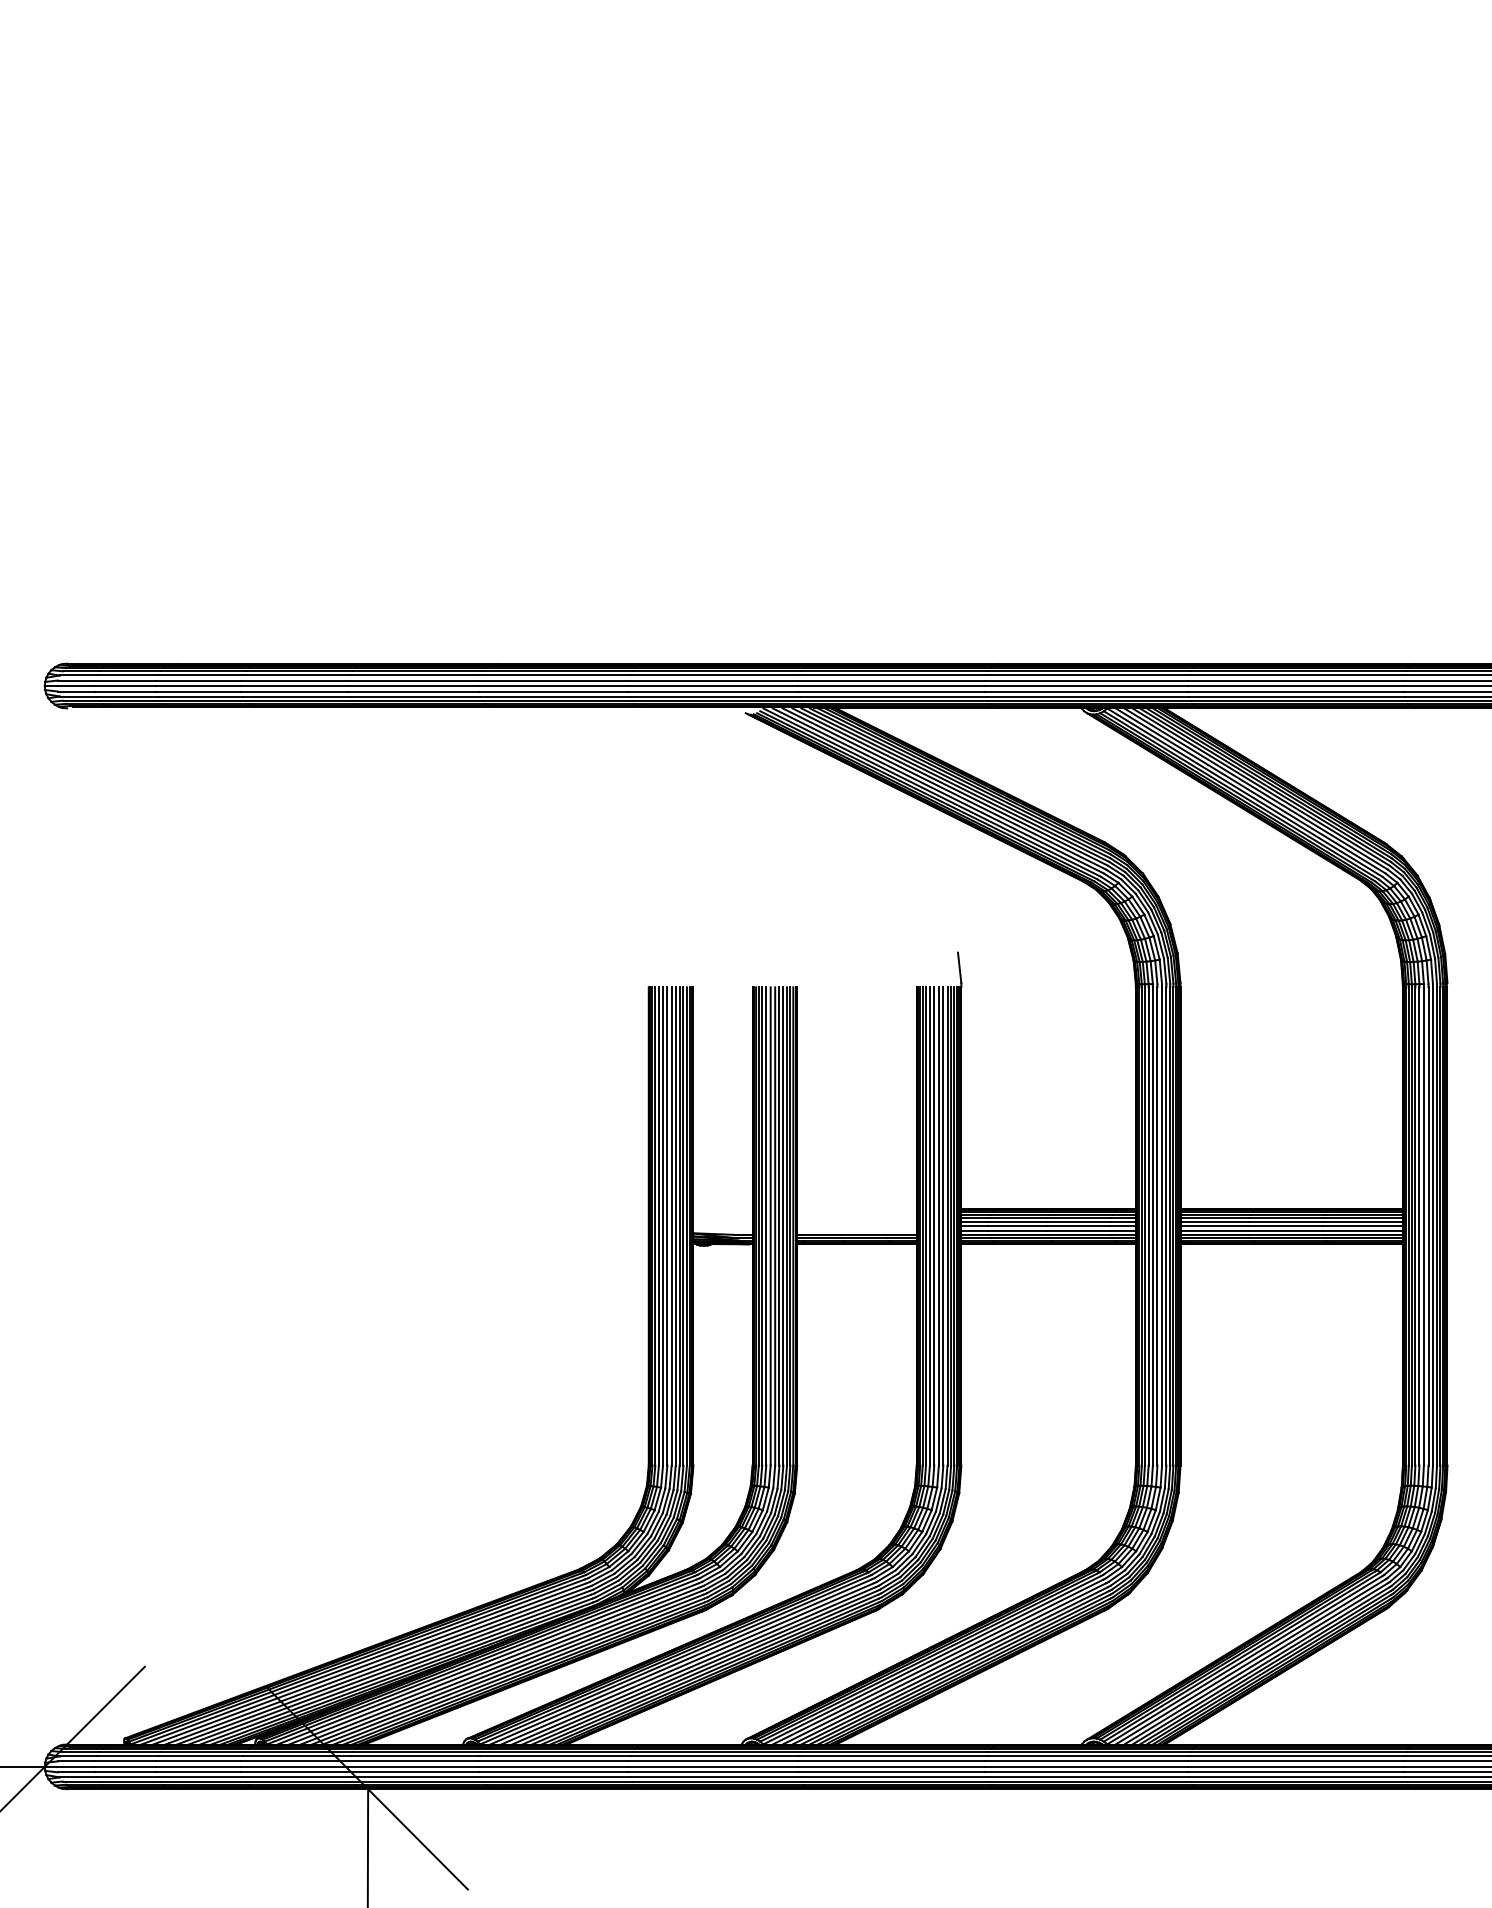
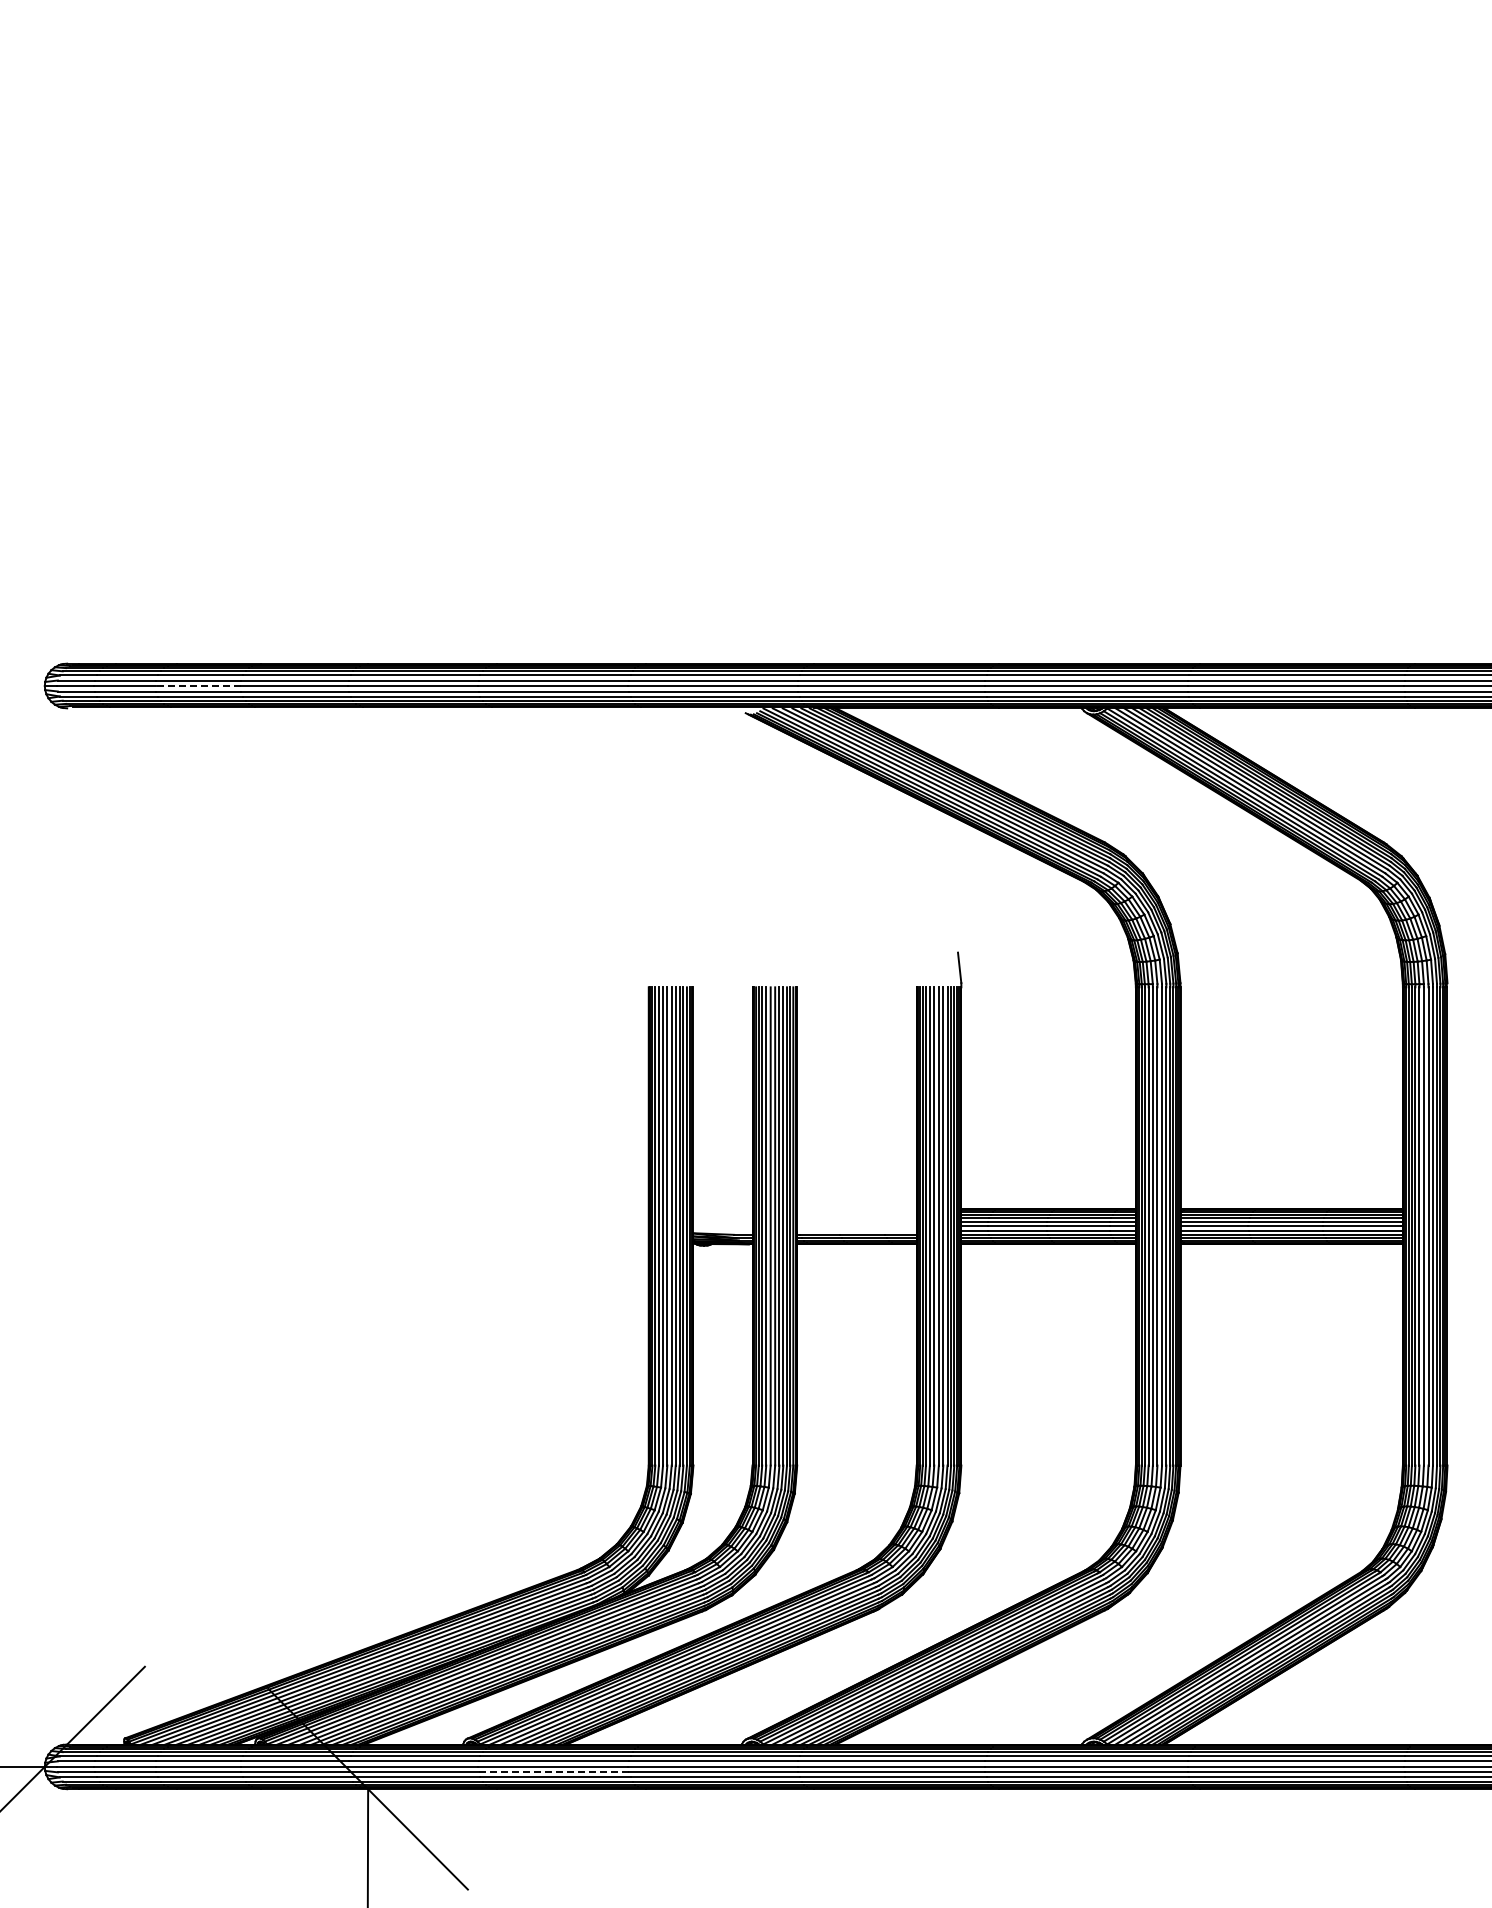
line: solid -> dashed (197, 686)
line: solid -> dashed (553, 1772)
